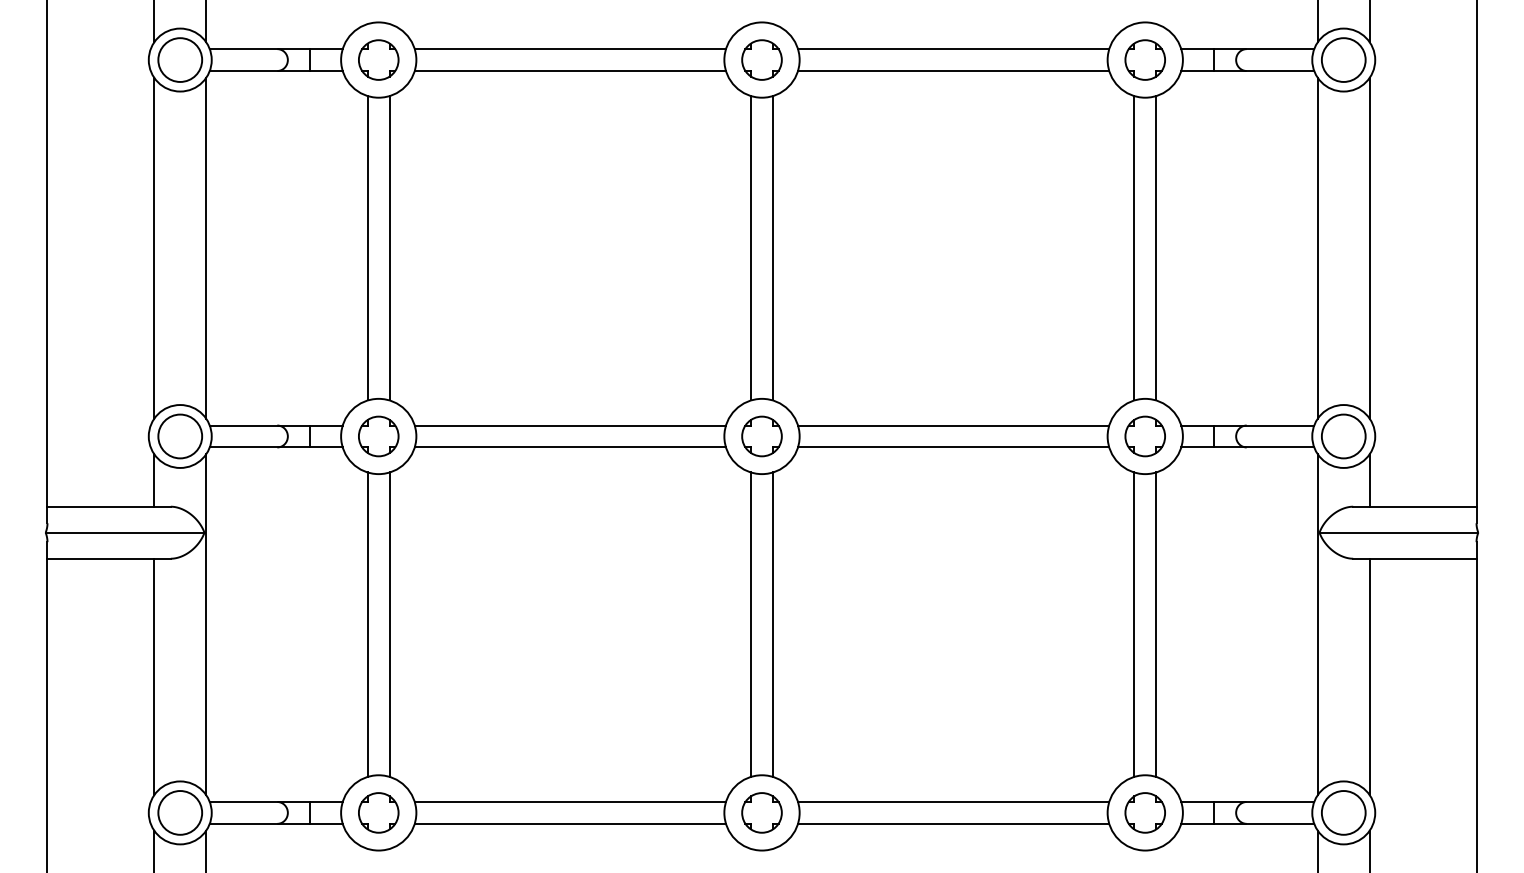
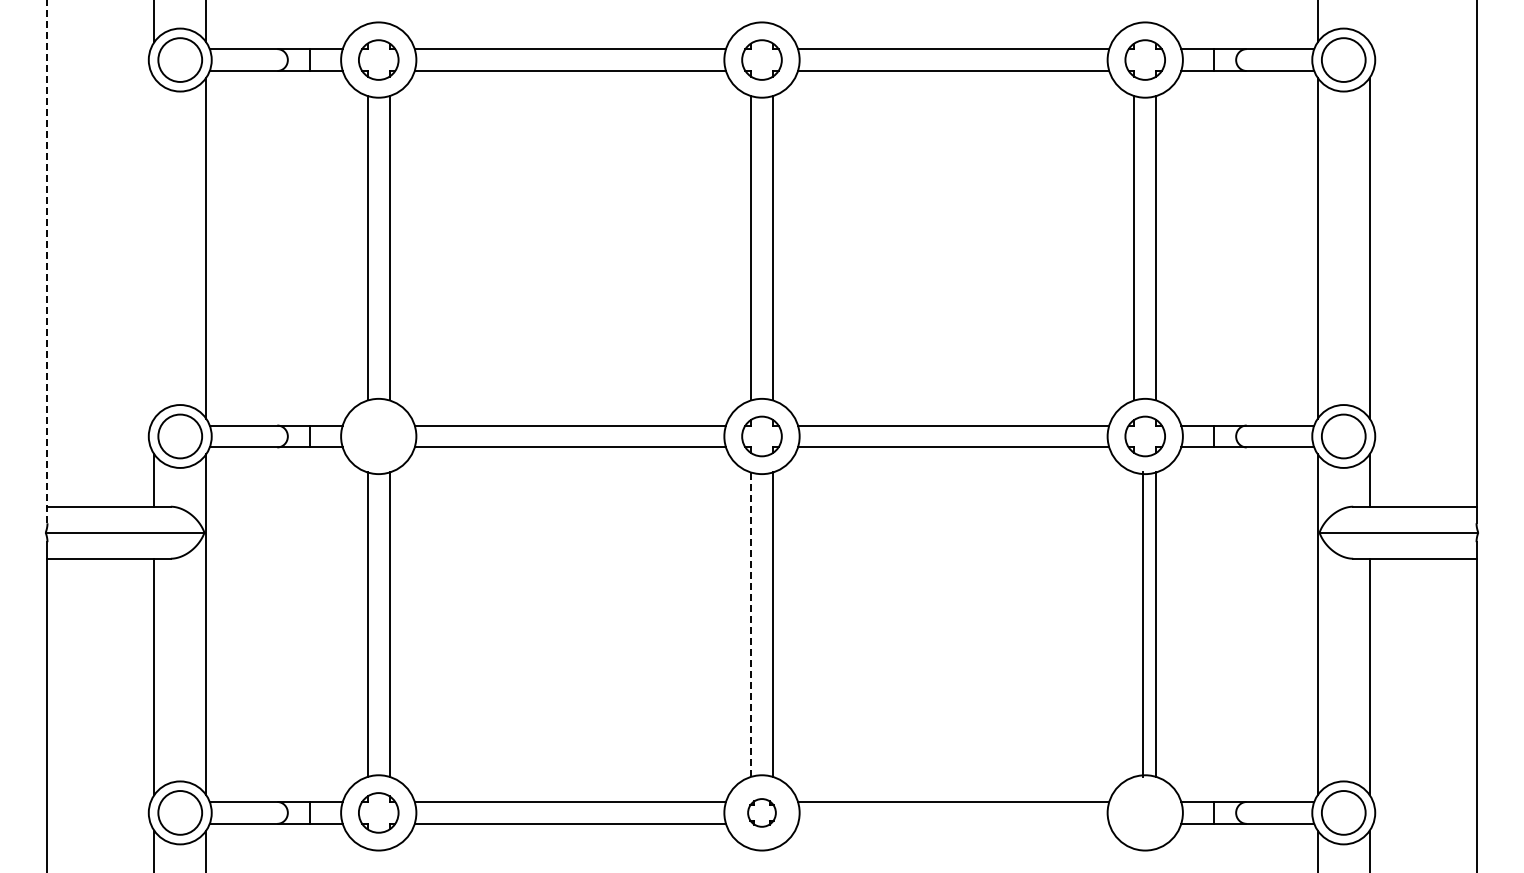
line: present -> none (1369, 22)
line: present -> none (154, 247)
line: solid -> dashed (47, 261)
part: present -> none (378, 436)
line: solid -> dashed (751, 624)
line position: (1134, 624) -> (1143, 624) (1143, 624)
part size: 42x42 px -> 30x30 px (761, 812)
part: present -> none (1144, 812)
line: present -> none (953, 823)
